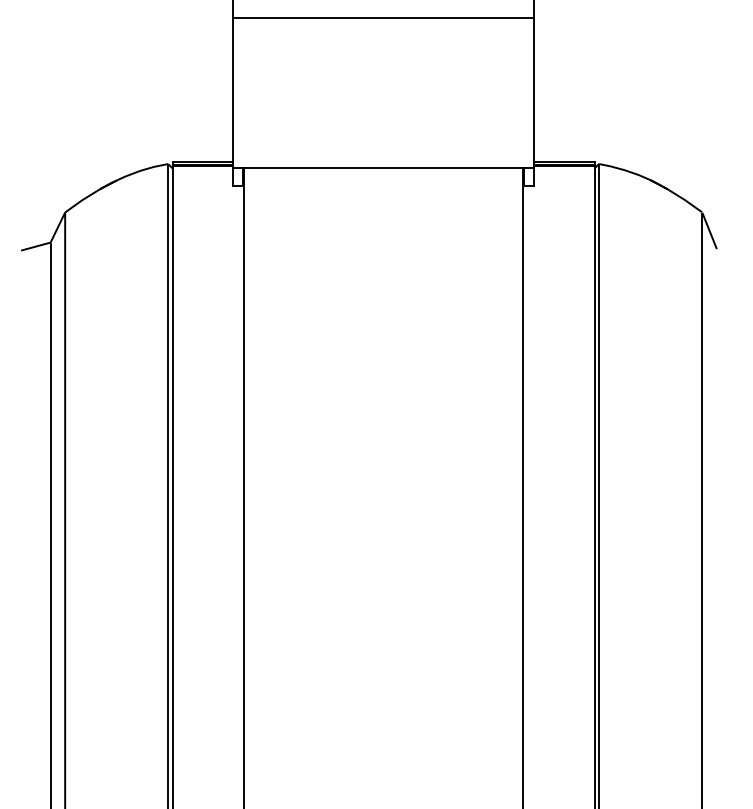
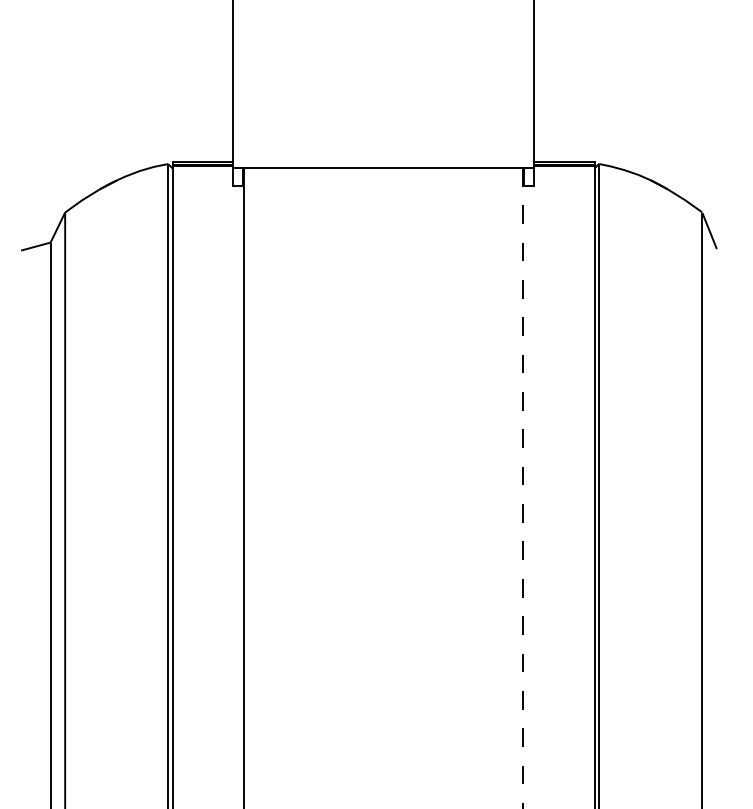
line: present -> none (383, 17)
line: solid -> dashed (523, 489)
